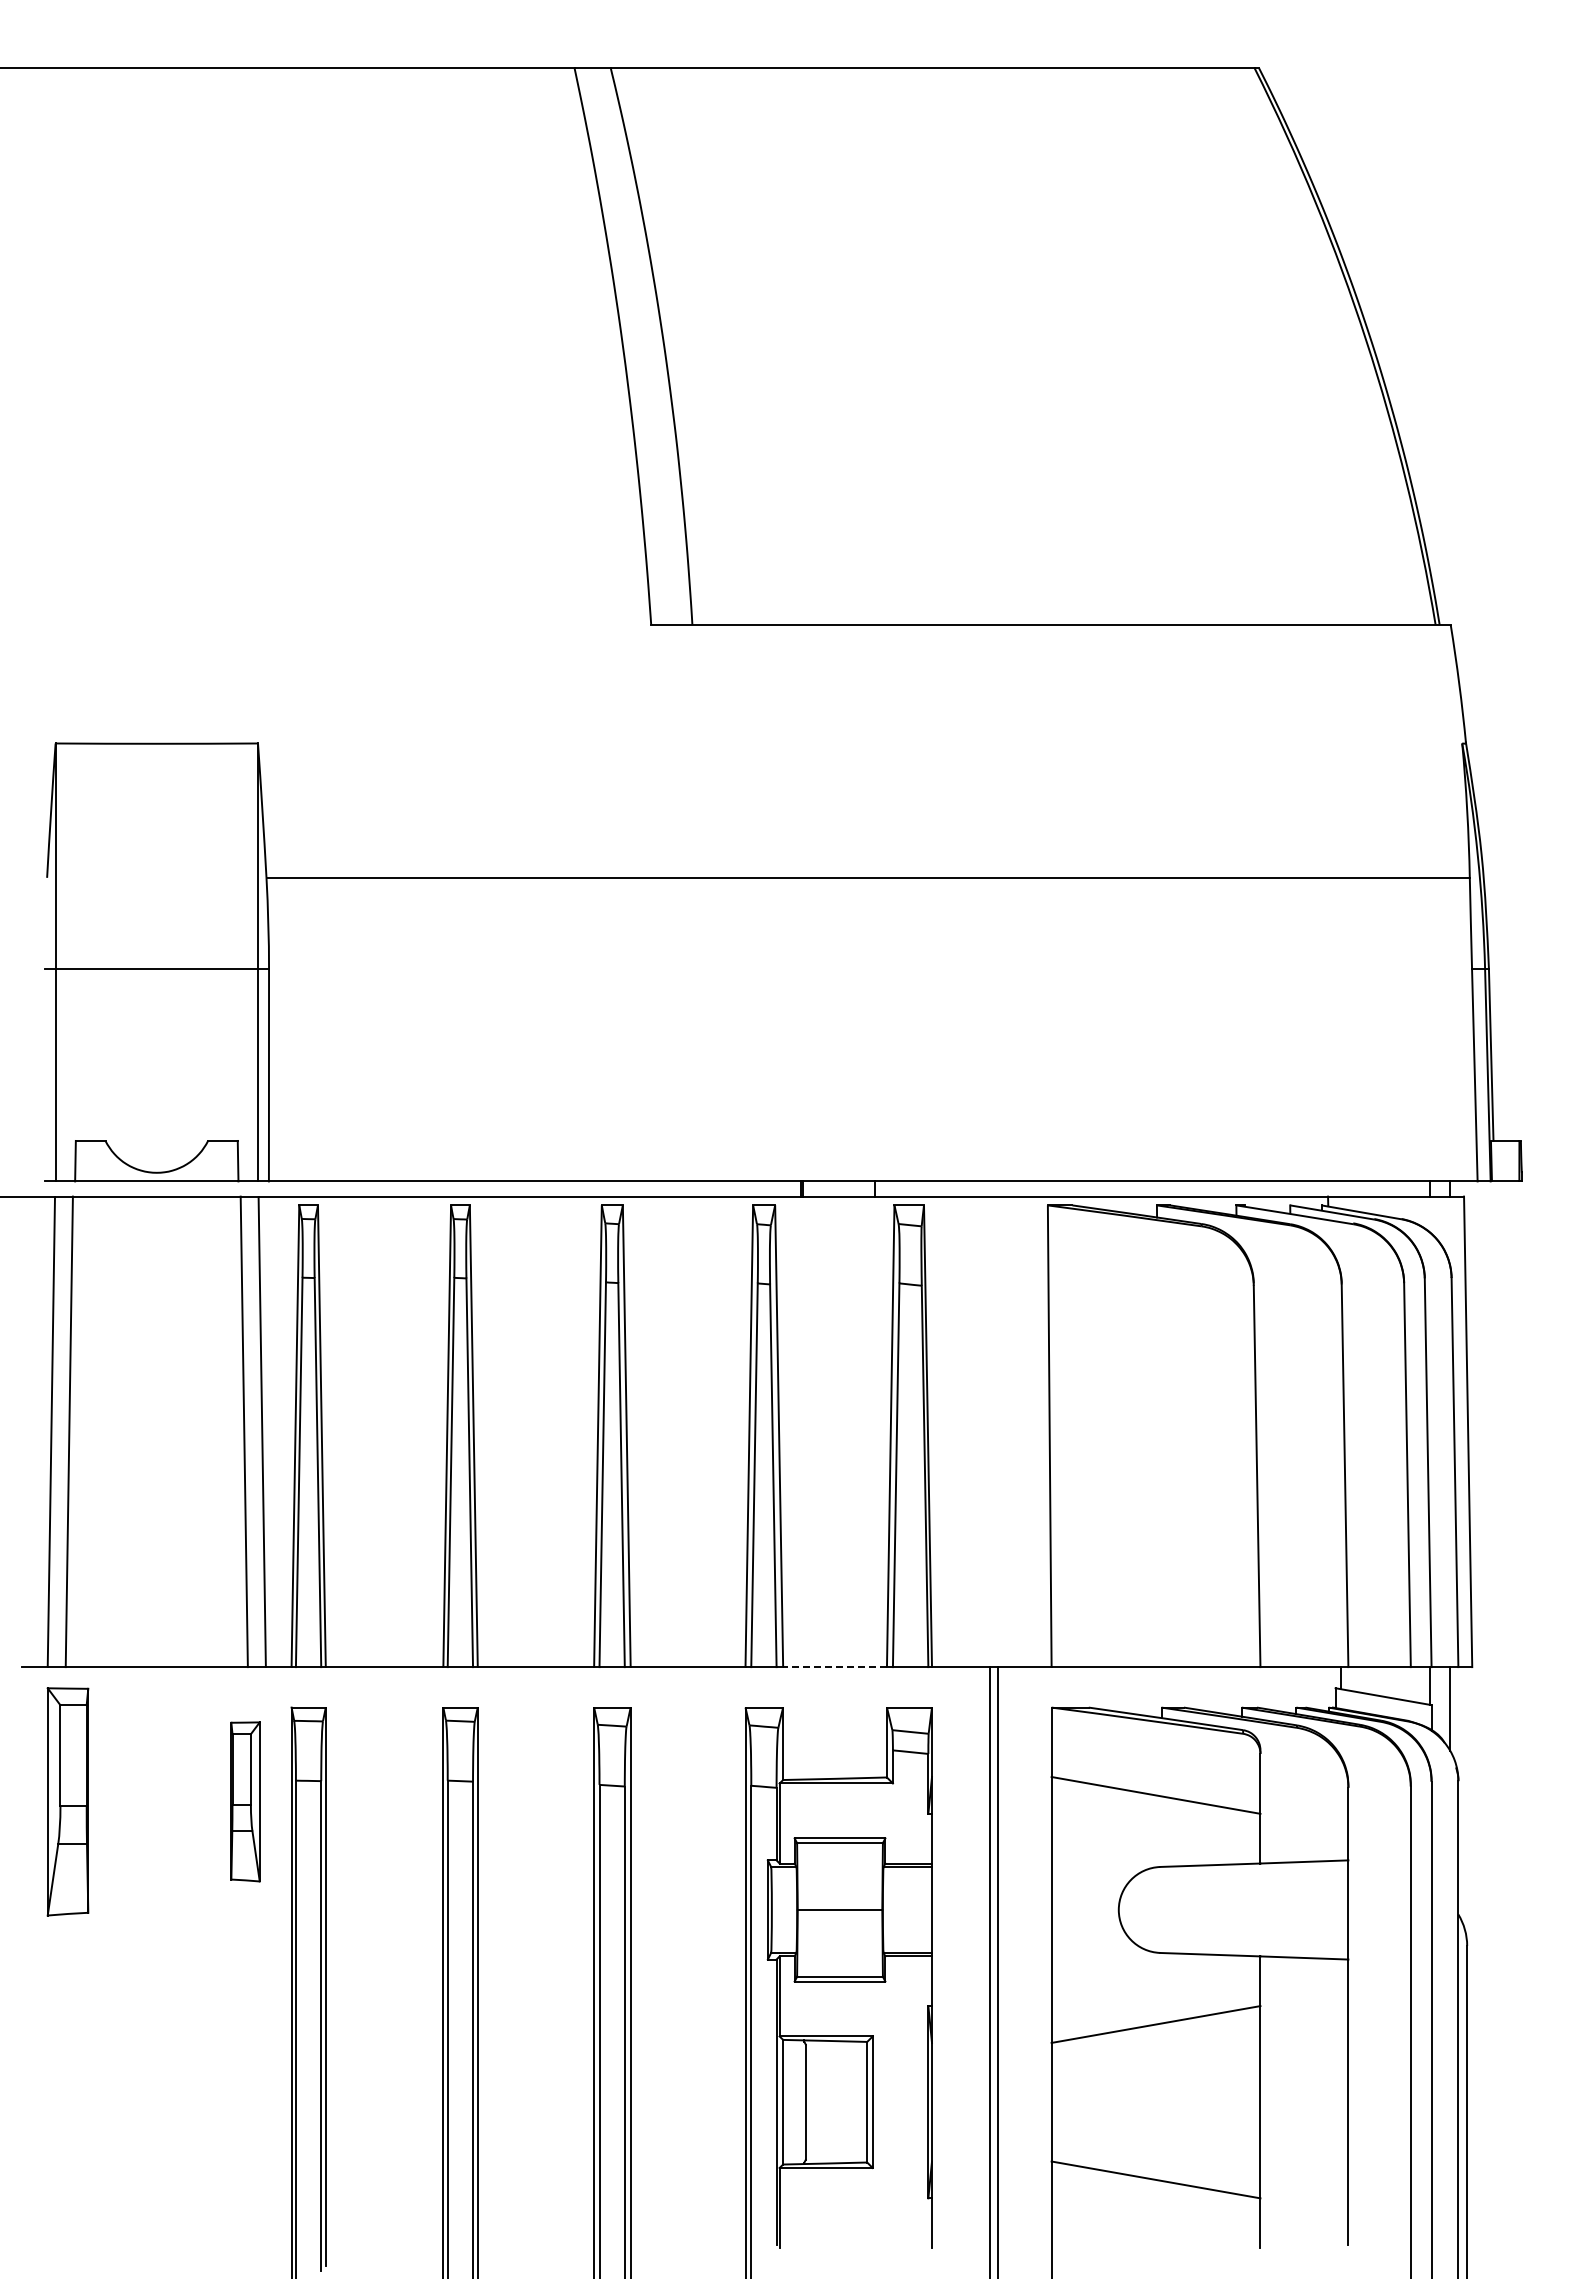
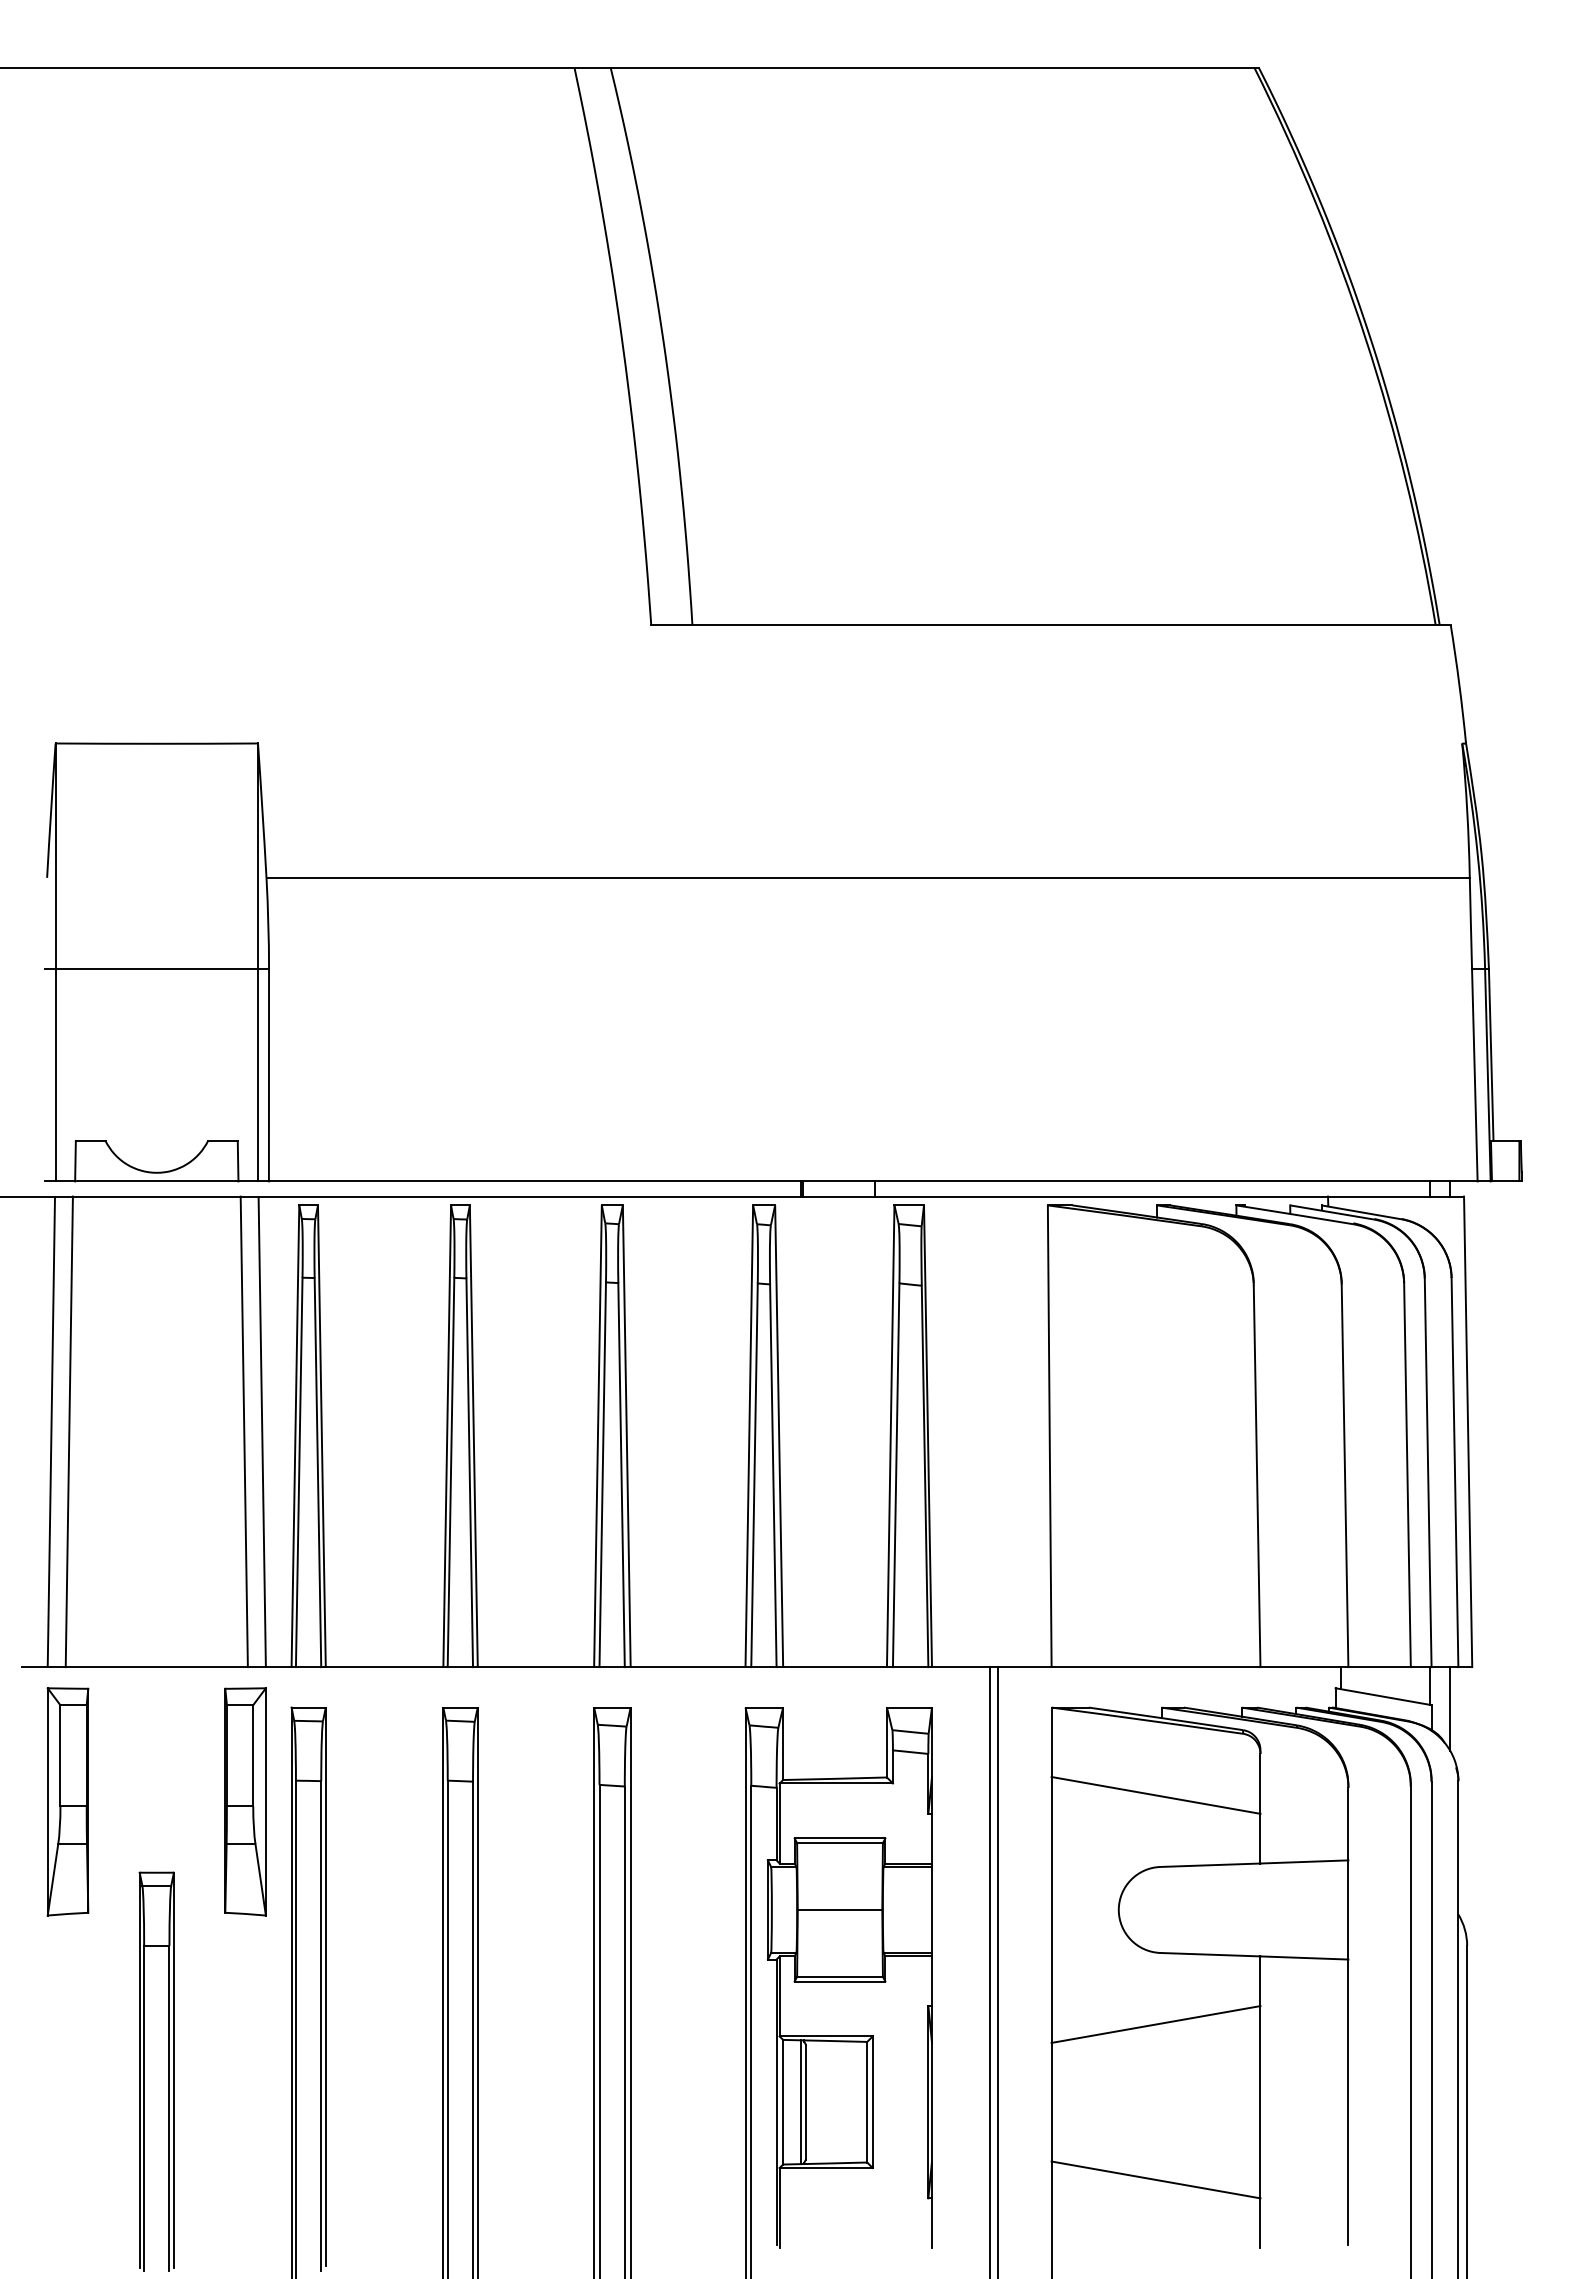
line: dashed -> solid (835, 1667)
part size: 31x162 px -> 43x230 px (245, 1801)
part: none -> present (144, 2071)
line: none -> present (800, 2102)
